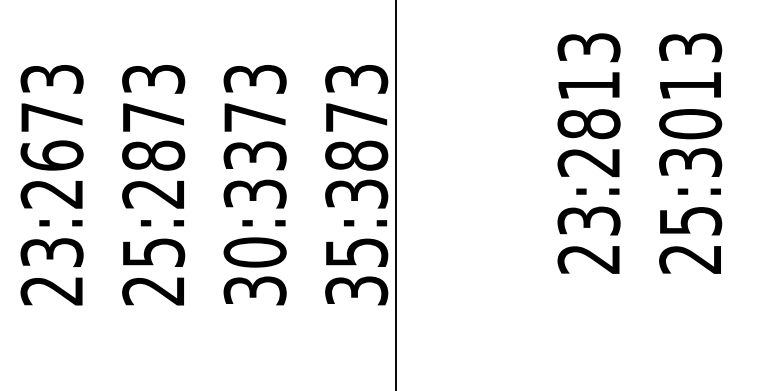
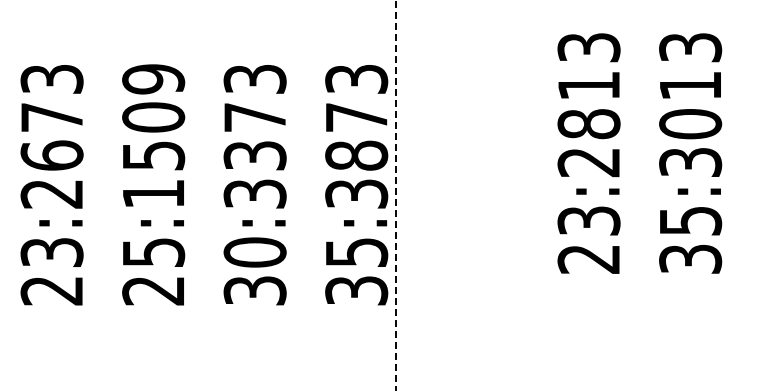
text: 25:2873 -> 25:1509 (153, 136)
line: solid -> dashed (396, 195)
text: 25:3013 -> 35:3013 (690, 258)
